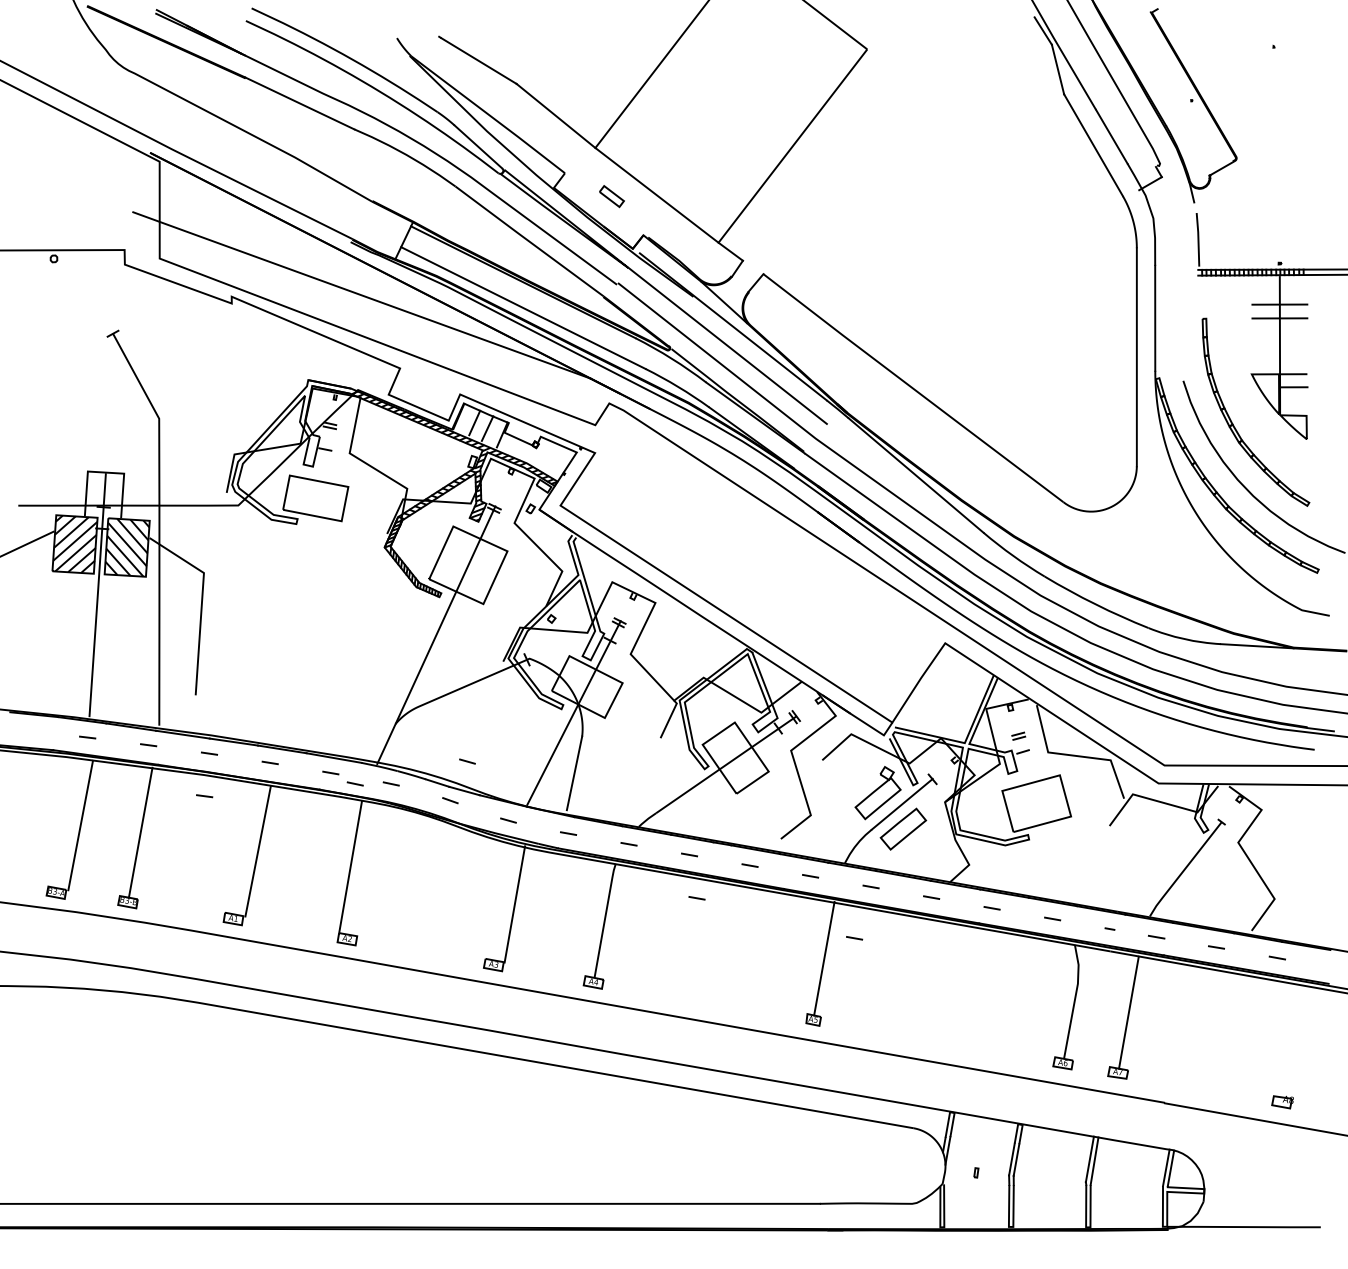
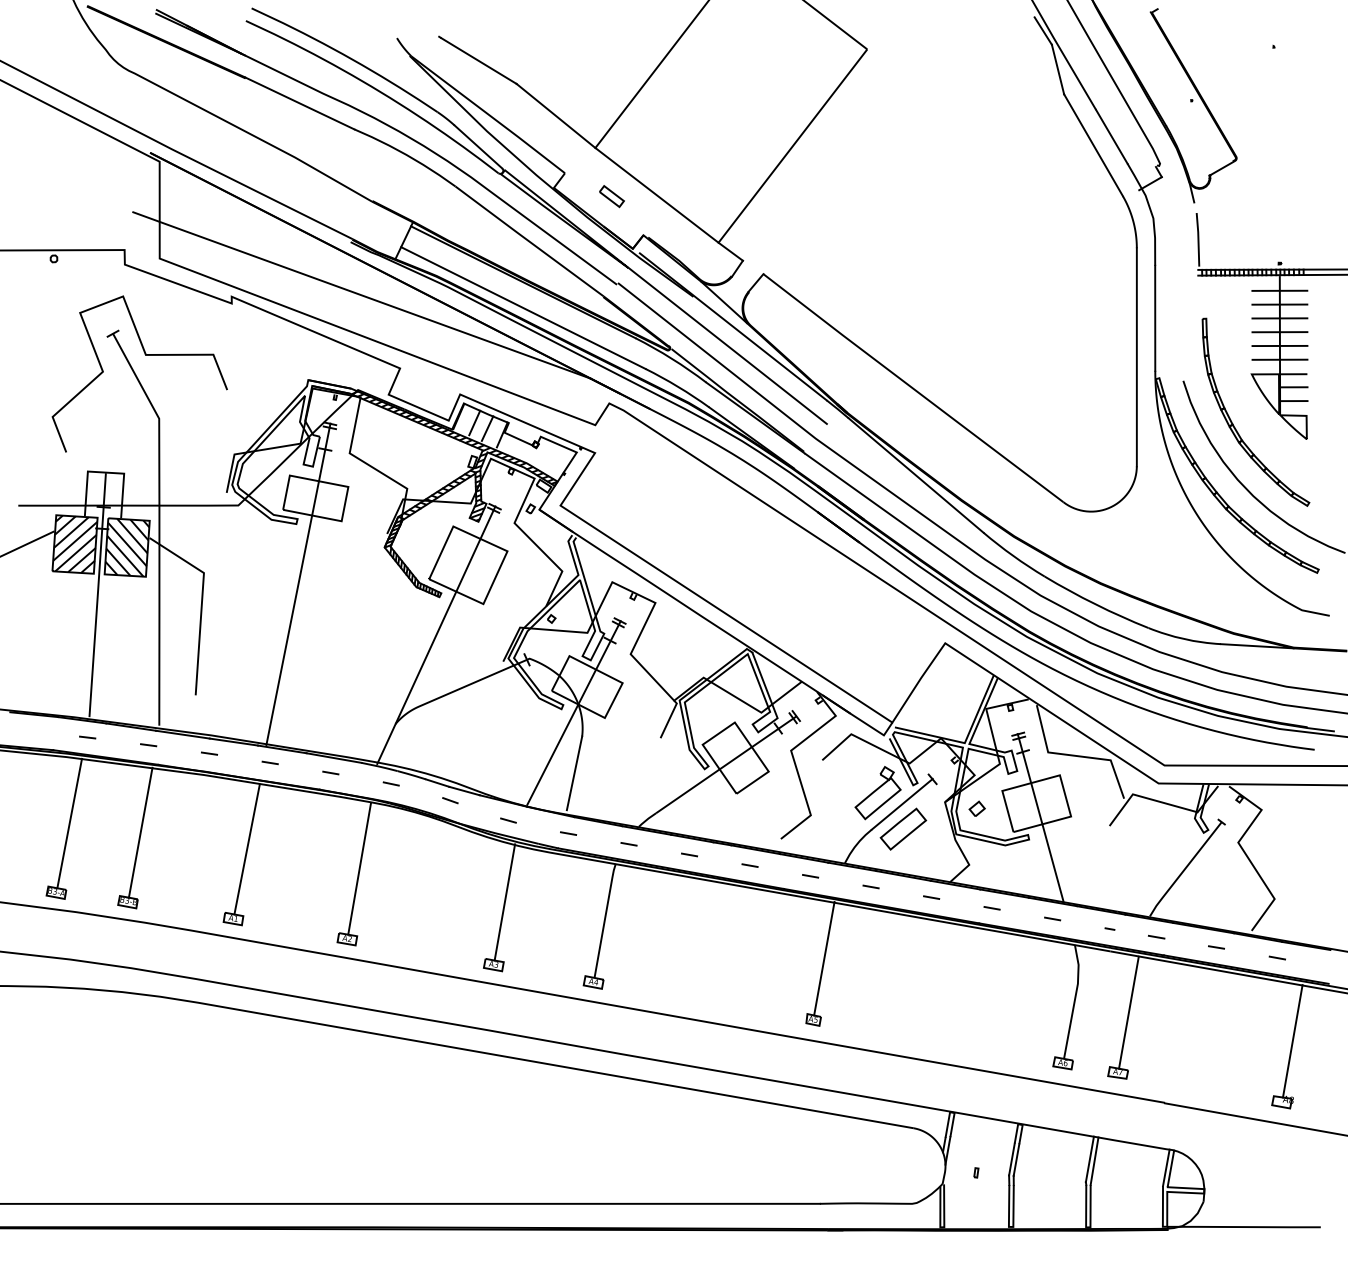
line: none -> present (1279, 290)
line: none -> present (1279, 332)
line: none -> present (1279, 345)
curve: none -> present (145, 355)
line: none -> present (1279, 359)
line: none -> present (1293, 401)
line: none -> present (298, 584)
line: present -> none (467, 761)
line: present -> none (354, 783)
line: present -> none (204, 796)
part: none -> present (976, 808)
line: none -> present (1040, 817)
line position: (80, 825) -> (69, 823) (69, 823)
line position: (257, 851) -> (246, 849) (246, 849)
line position: (350, 866) -> (359, 868) (359, 868)
line: present -> none (696, 898)
line position: (514, 904) -> (504, 902) (504, 902)
line: present -> none (854, 938)
line: none -> present (1292, 1041)
